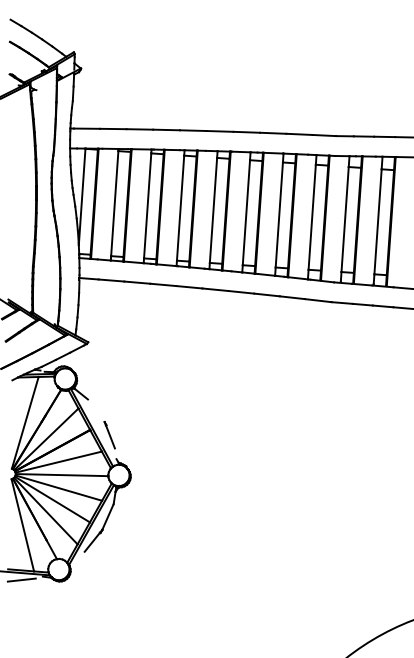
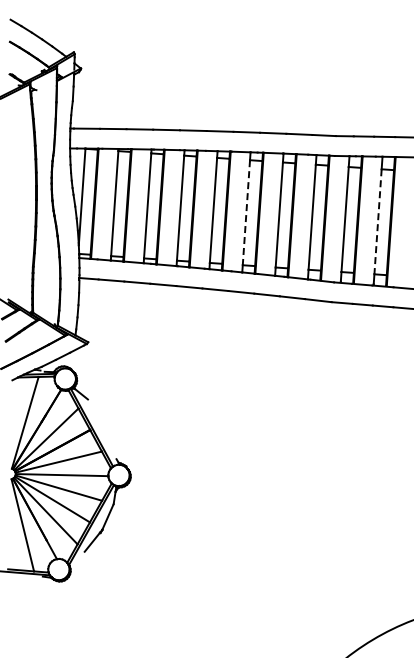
line: solid -> dashed (246, 212)
line: solid -> dashed (378, 221)
line: present -> none (109, 435)
line: present -> none (21, 579)
